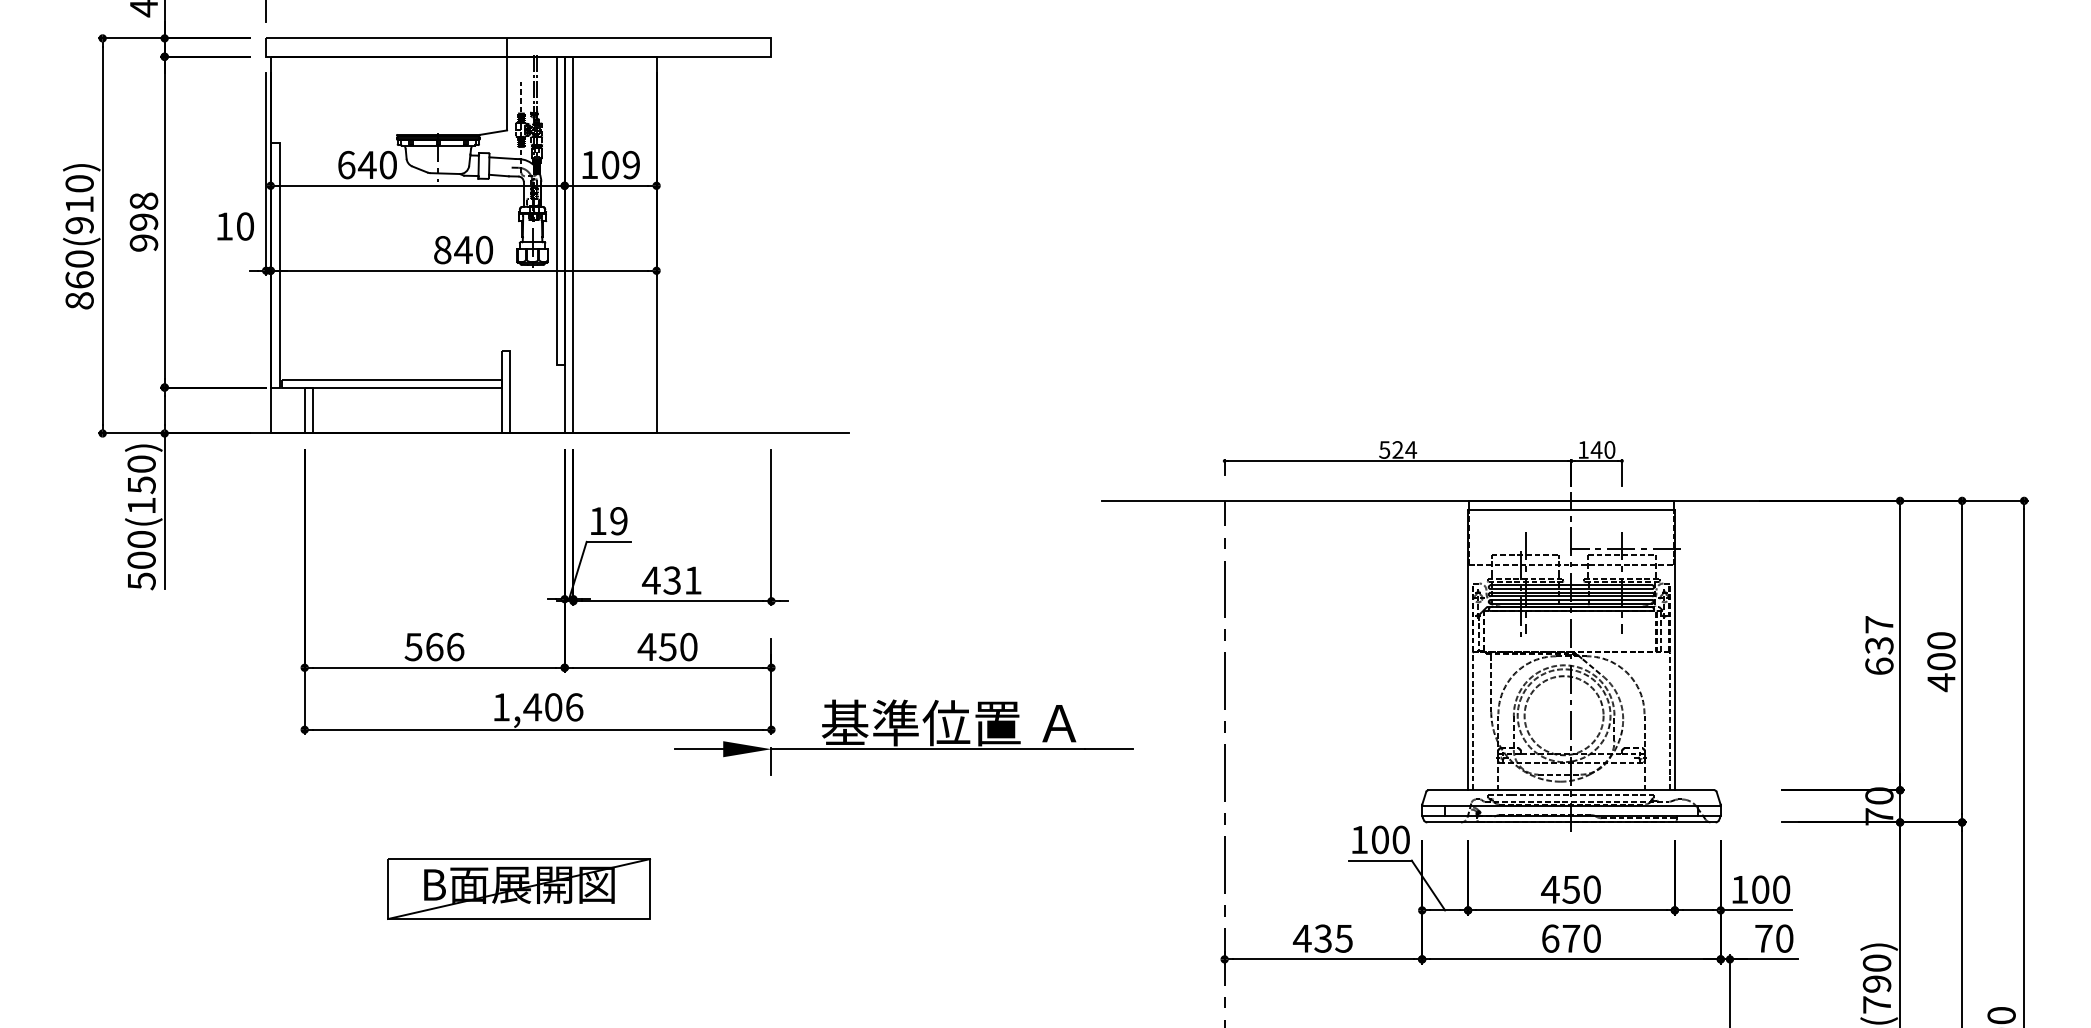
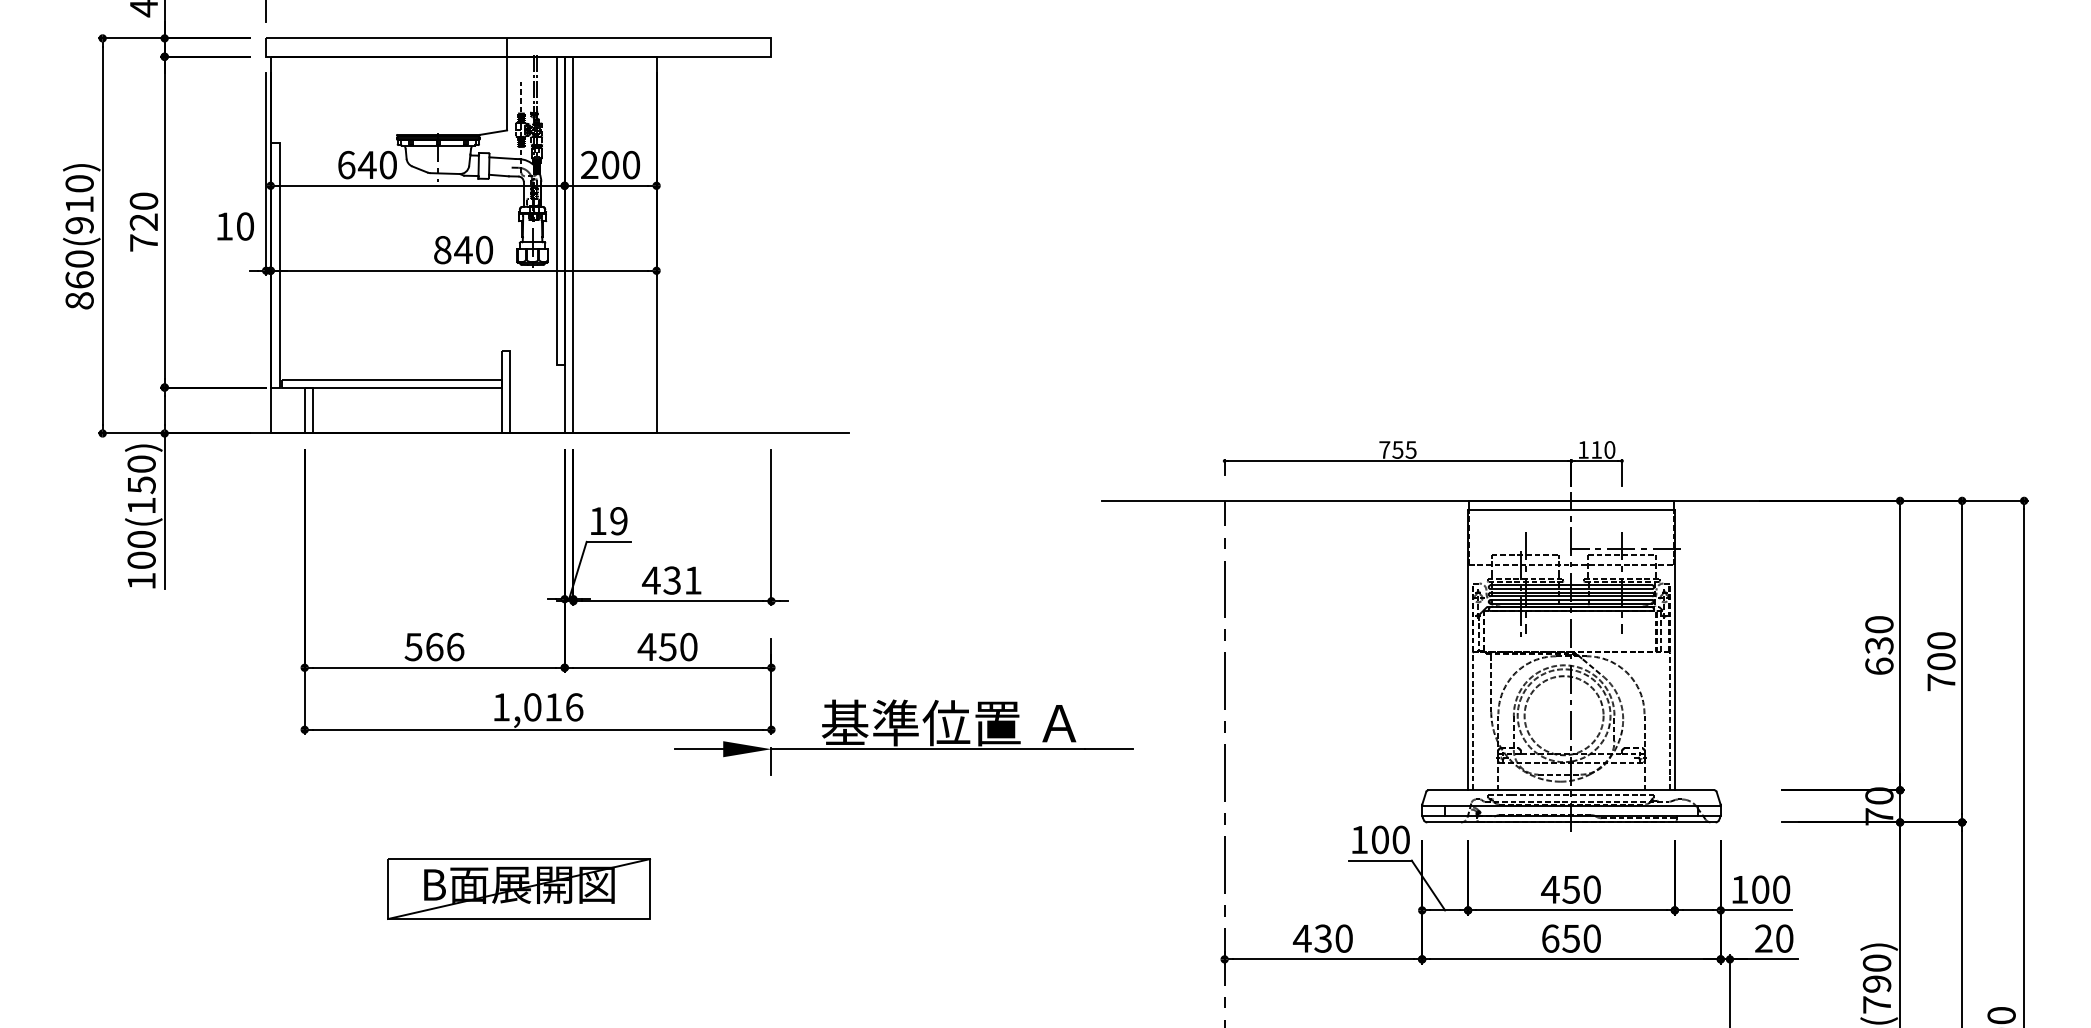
text: 109 -> 200 (610, 164)
text: 998 -> 720 (143, 221)
text: 524 -> 755 (1398, 449)
text: 140 -> 110 (1596, 449)
text: 500(150) -> 100(150) (141, 581)
text: 637 -> 630 (1879, 624)
text: 400 -> 700 (1941, 682)
text: 1,406 -> 1,016 (542, 707)
text: 435 -> 430 (1343, 938)
text: 670 -> 650 (1571, 938)
text: 70 -> 20 (1763, 938)
